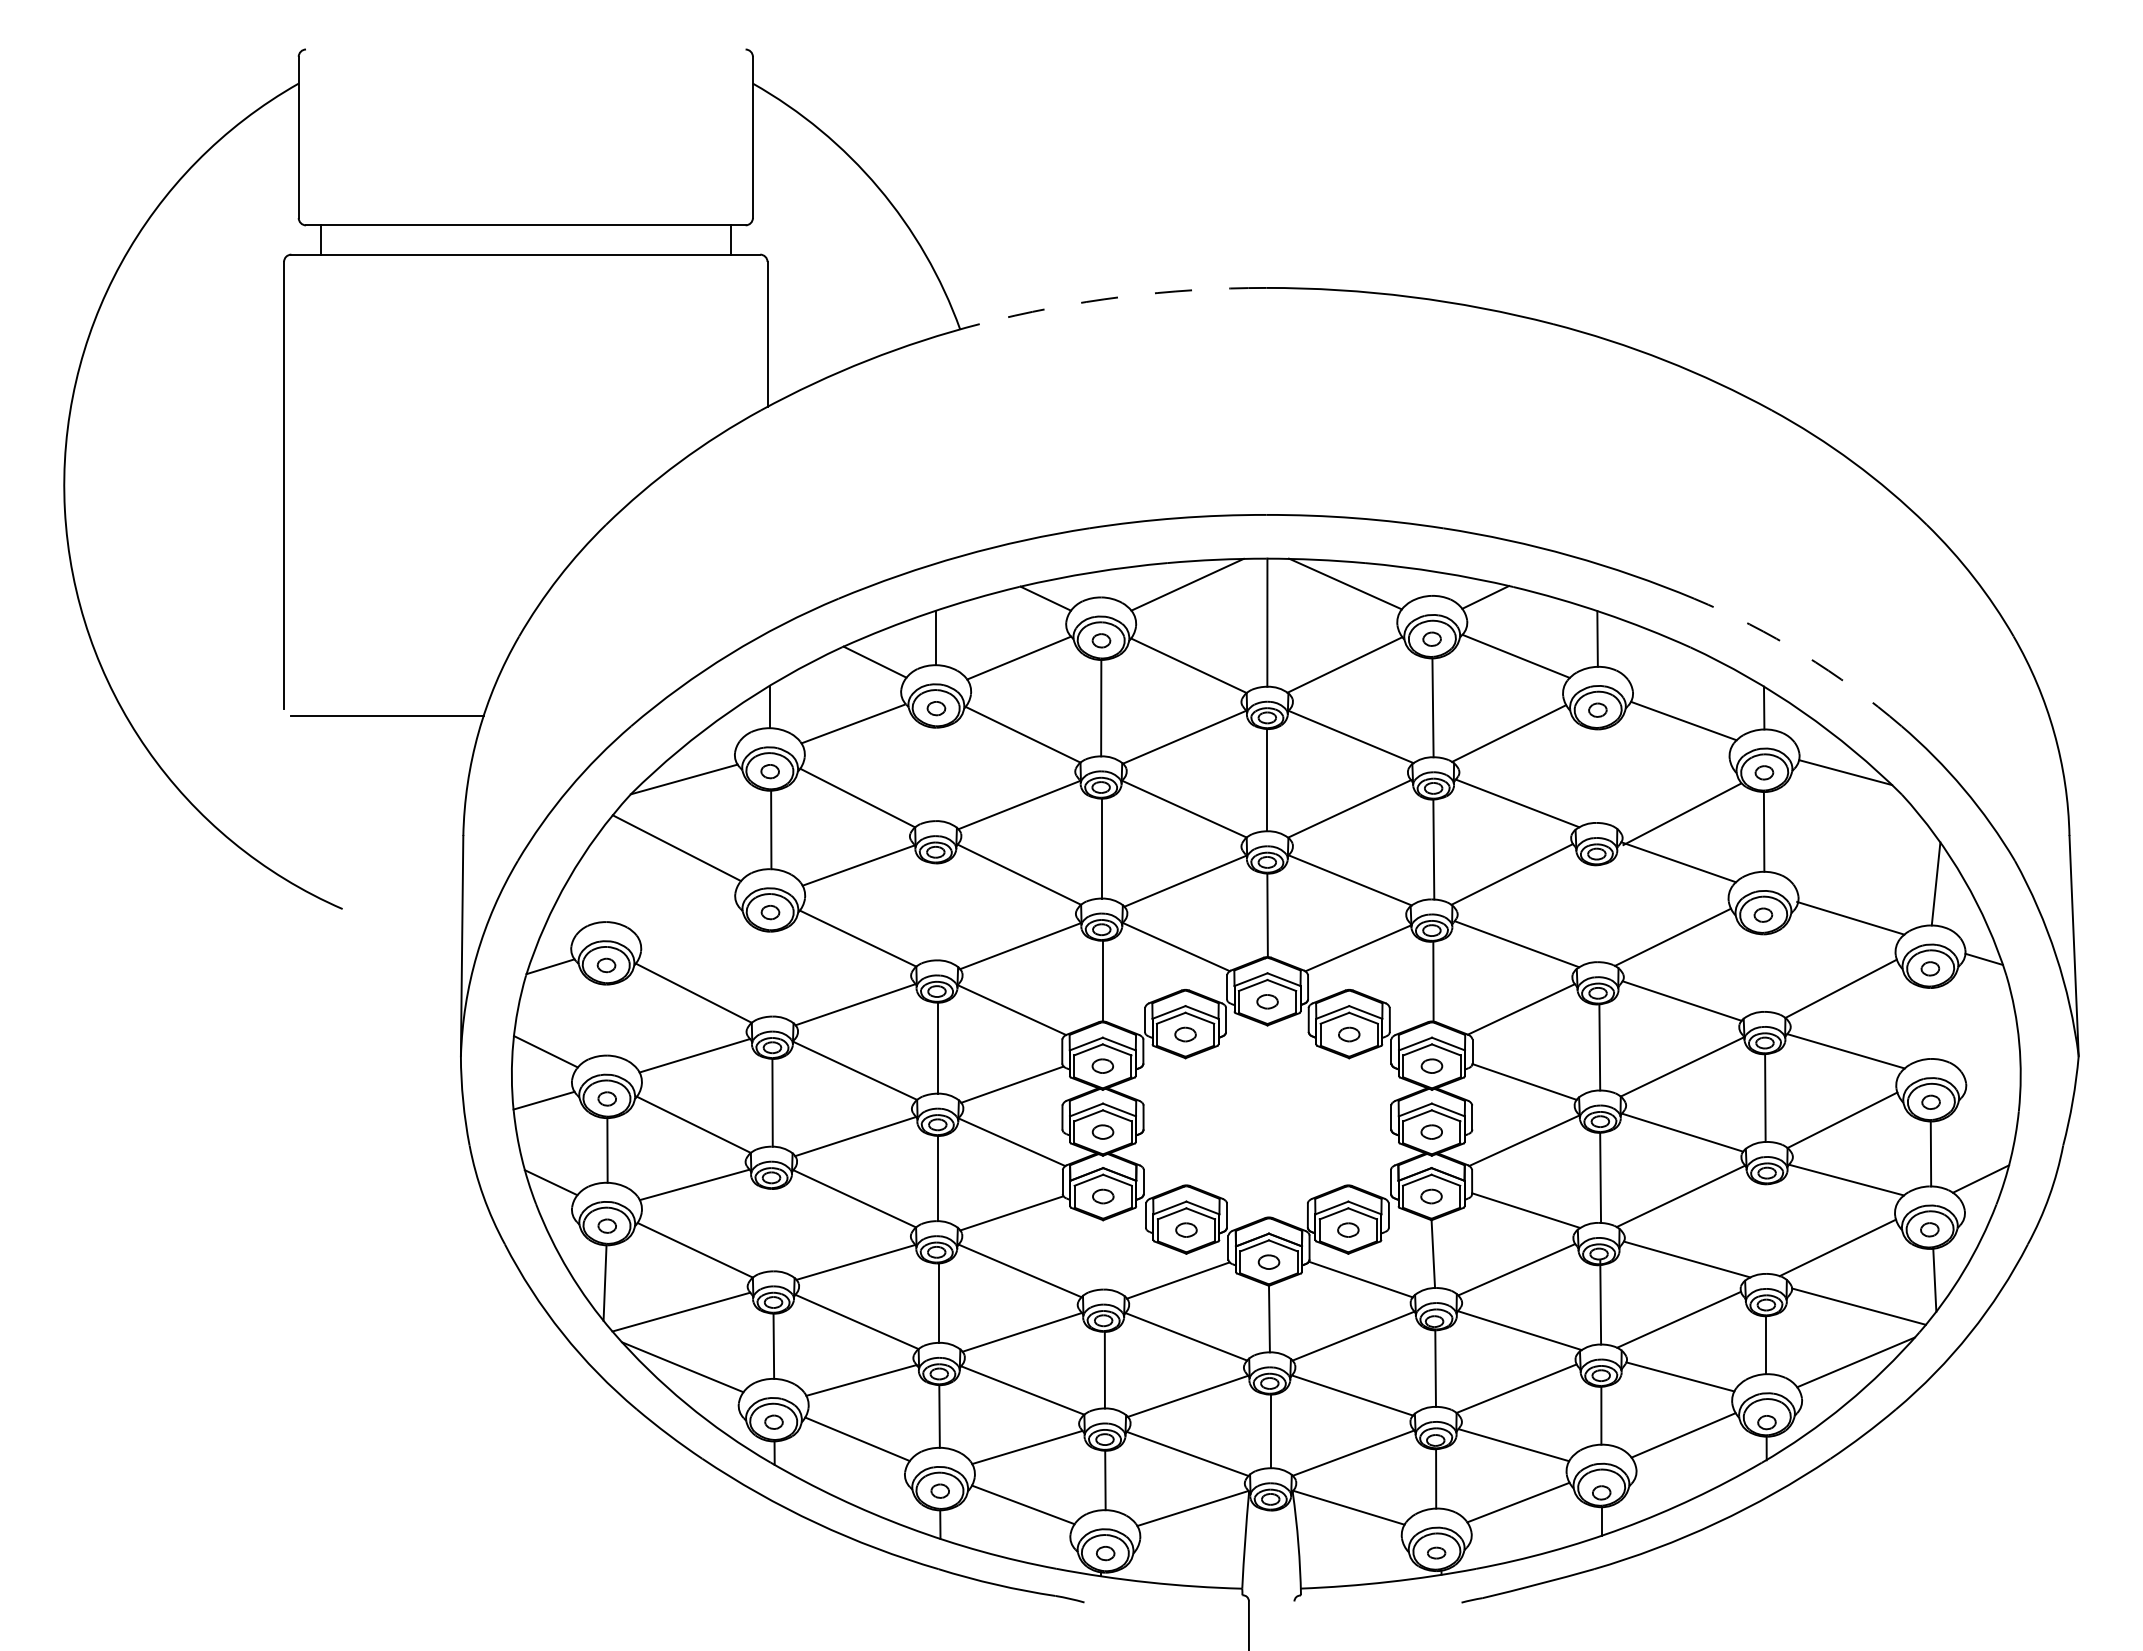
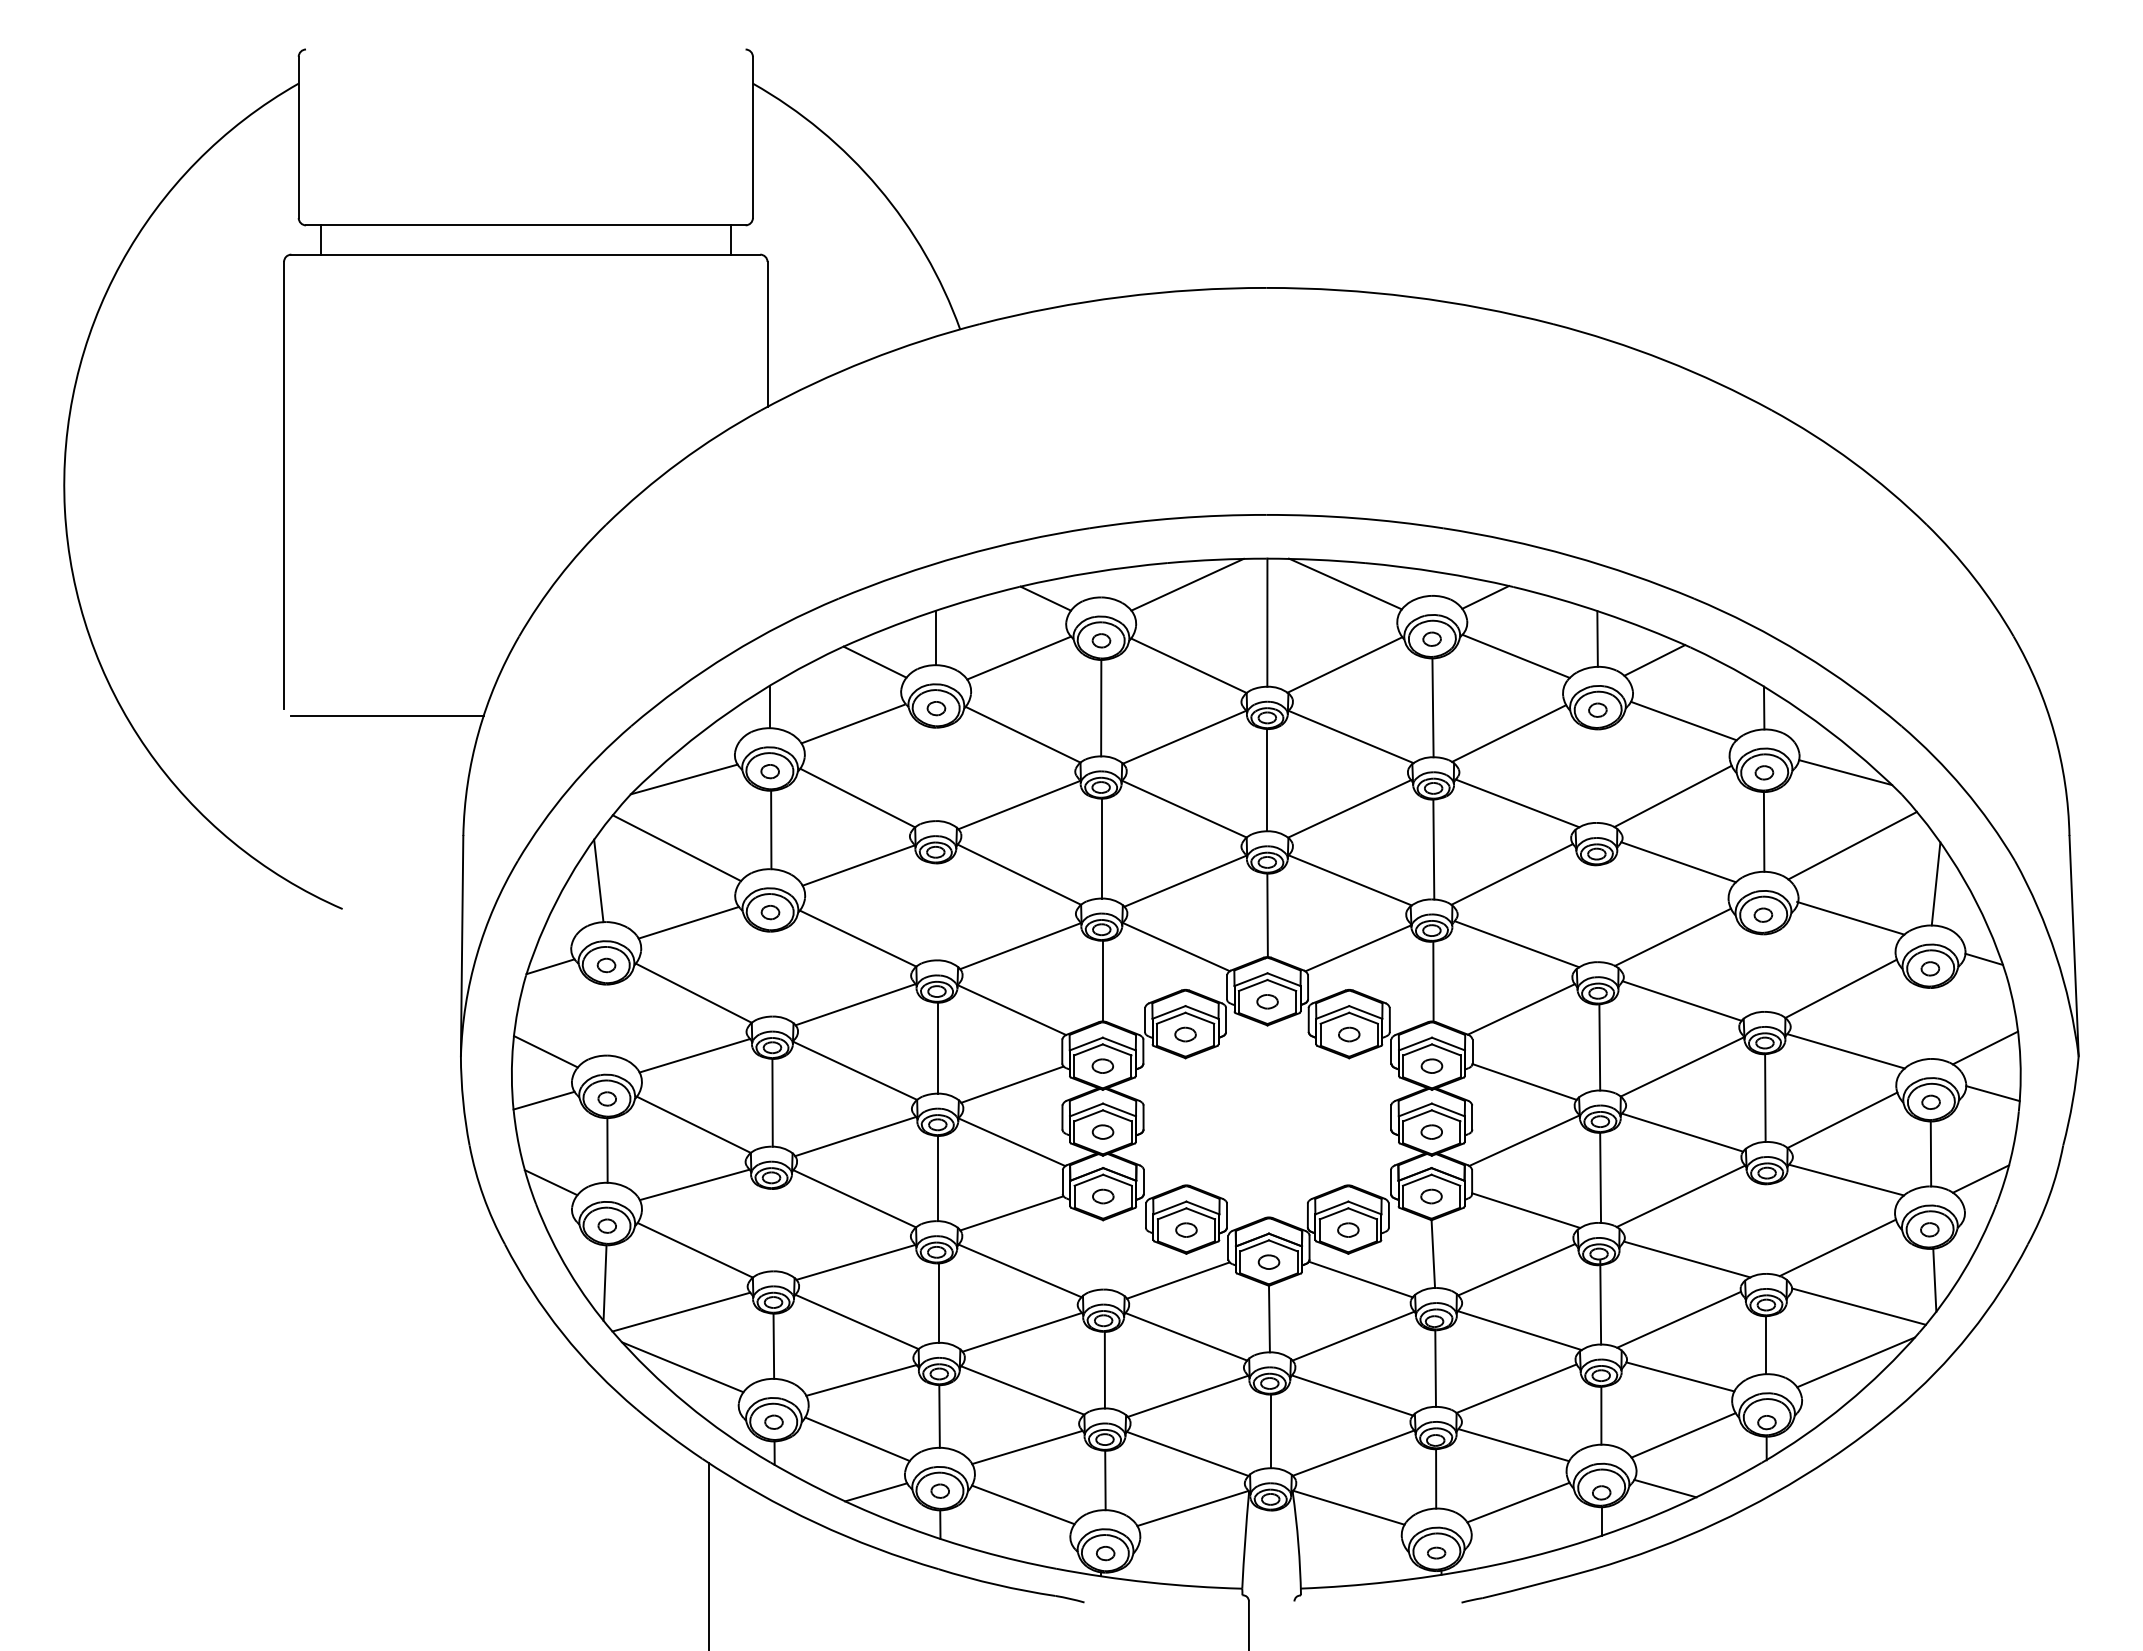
arc: dashed -> solid (1121, 296)
arc: dashed -> solid (1802, 654)
line: none -> present (1654, 660)
line position: (1681, 814) -> (1672, 796) (1672, 796)
line: none -> present (1852, 845)
line: none -> present (598, 880)
line: none -> present (688, 922)
line: none -> present (1985, 1047)
line: none -> present (1992, 1093)
line: none -> present (1665, 1488)
line: none -> present (876, 1492)
line: none -> present (708, 1555)
